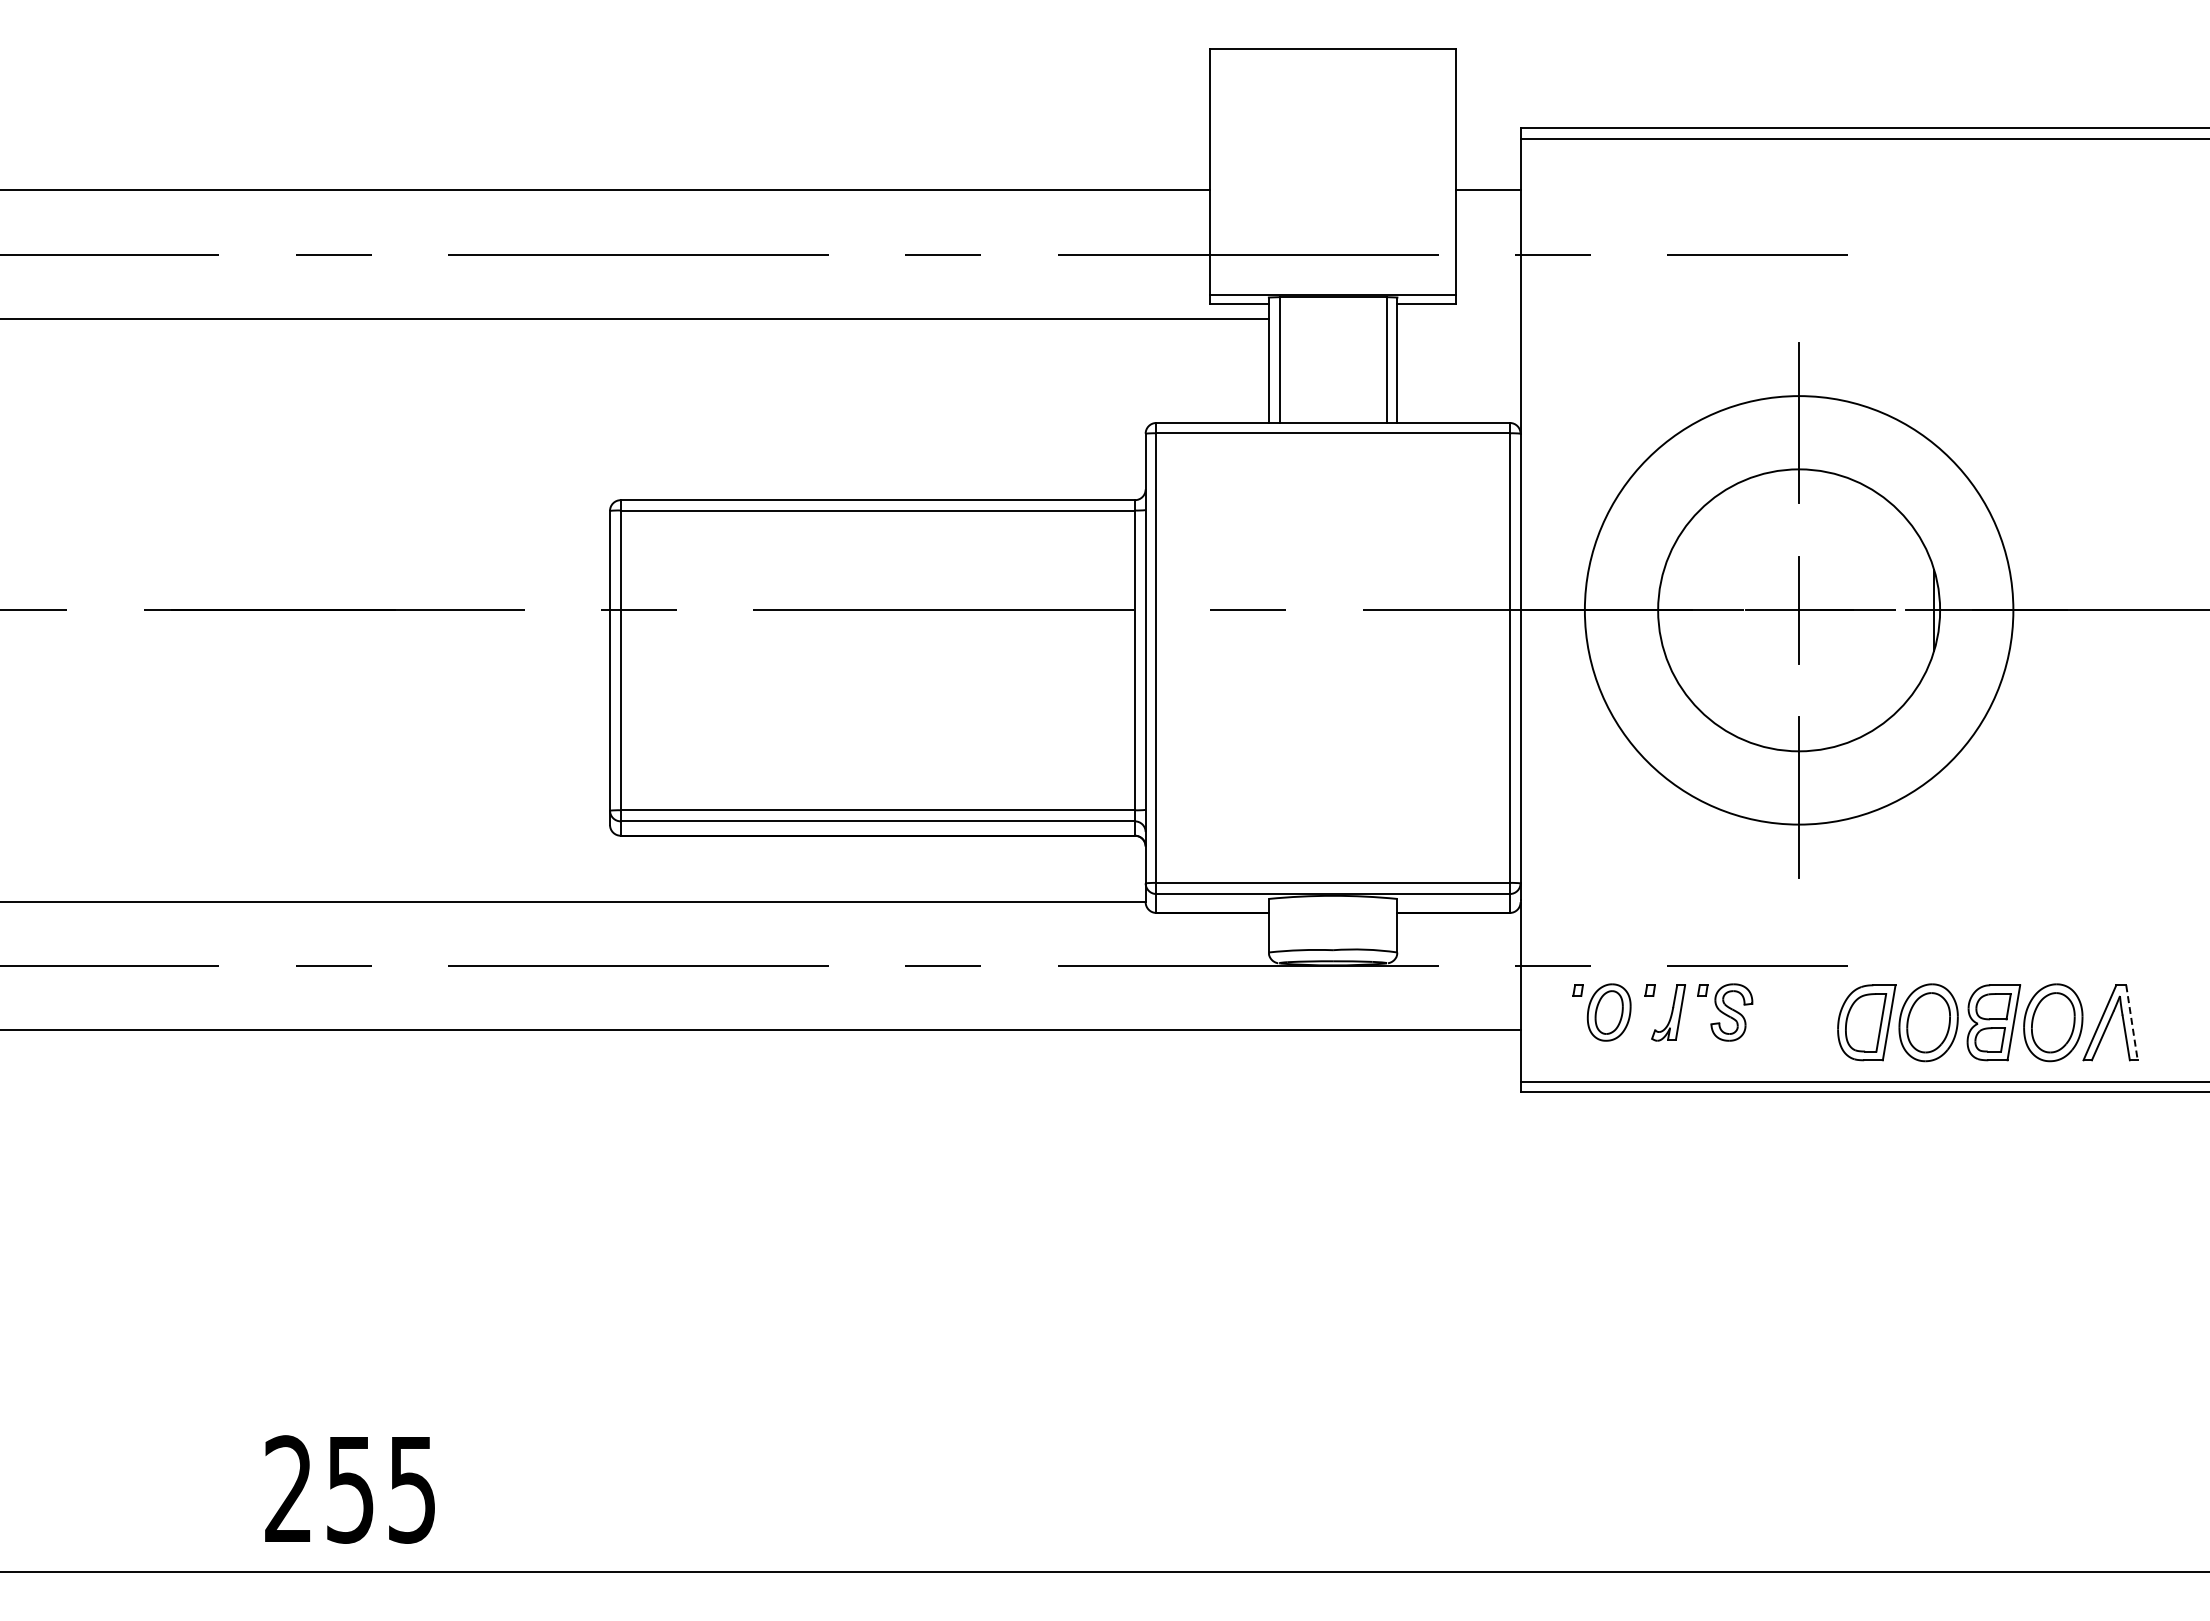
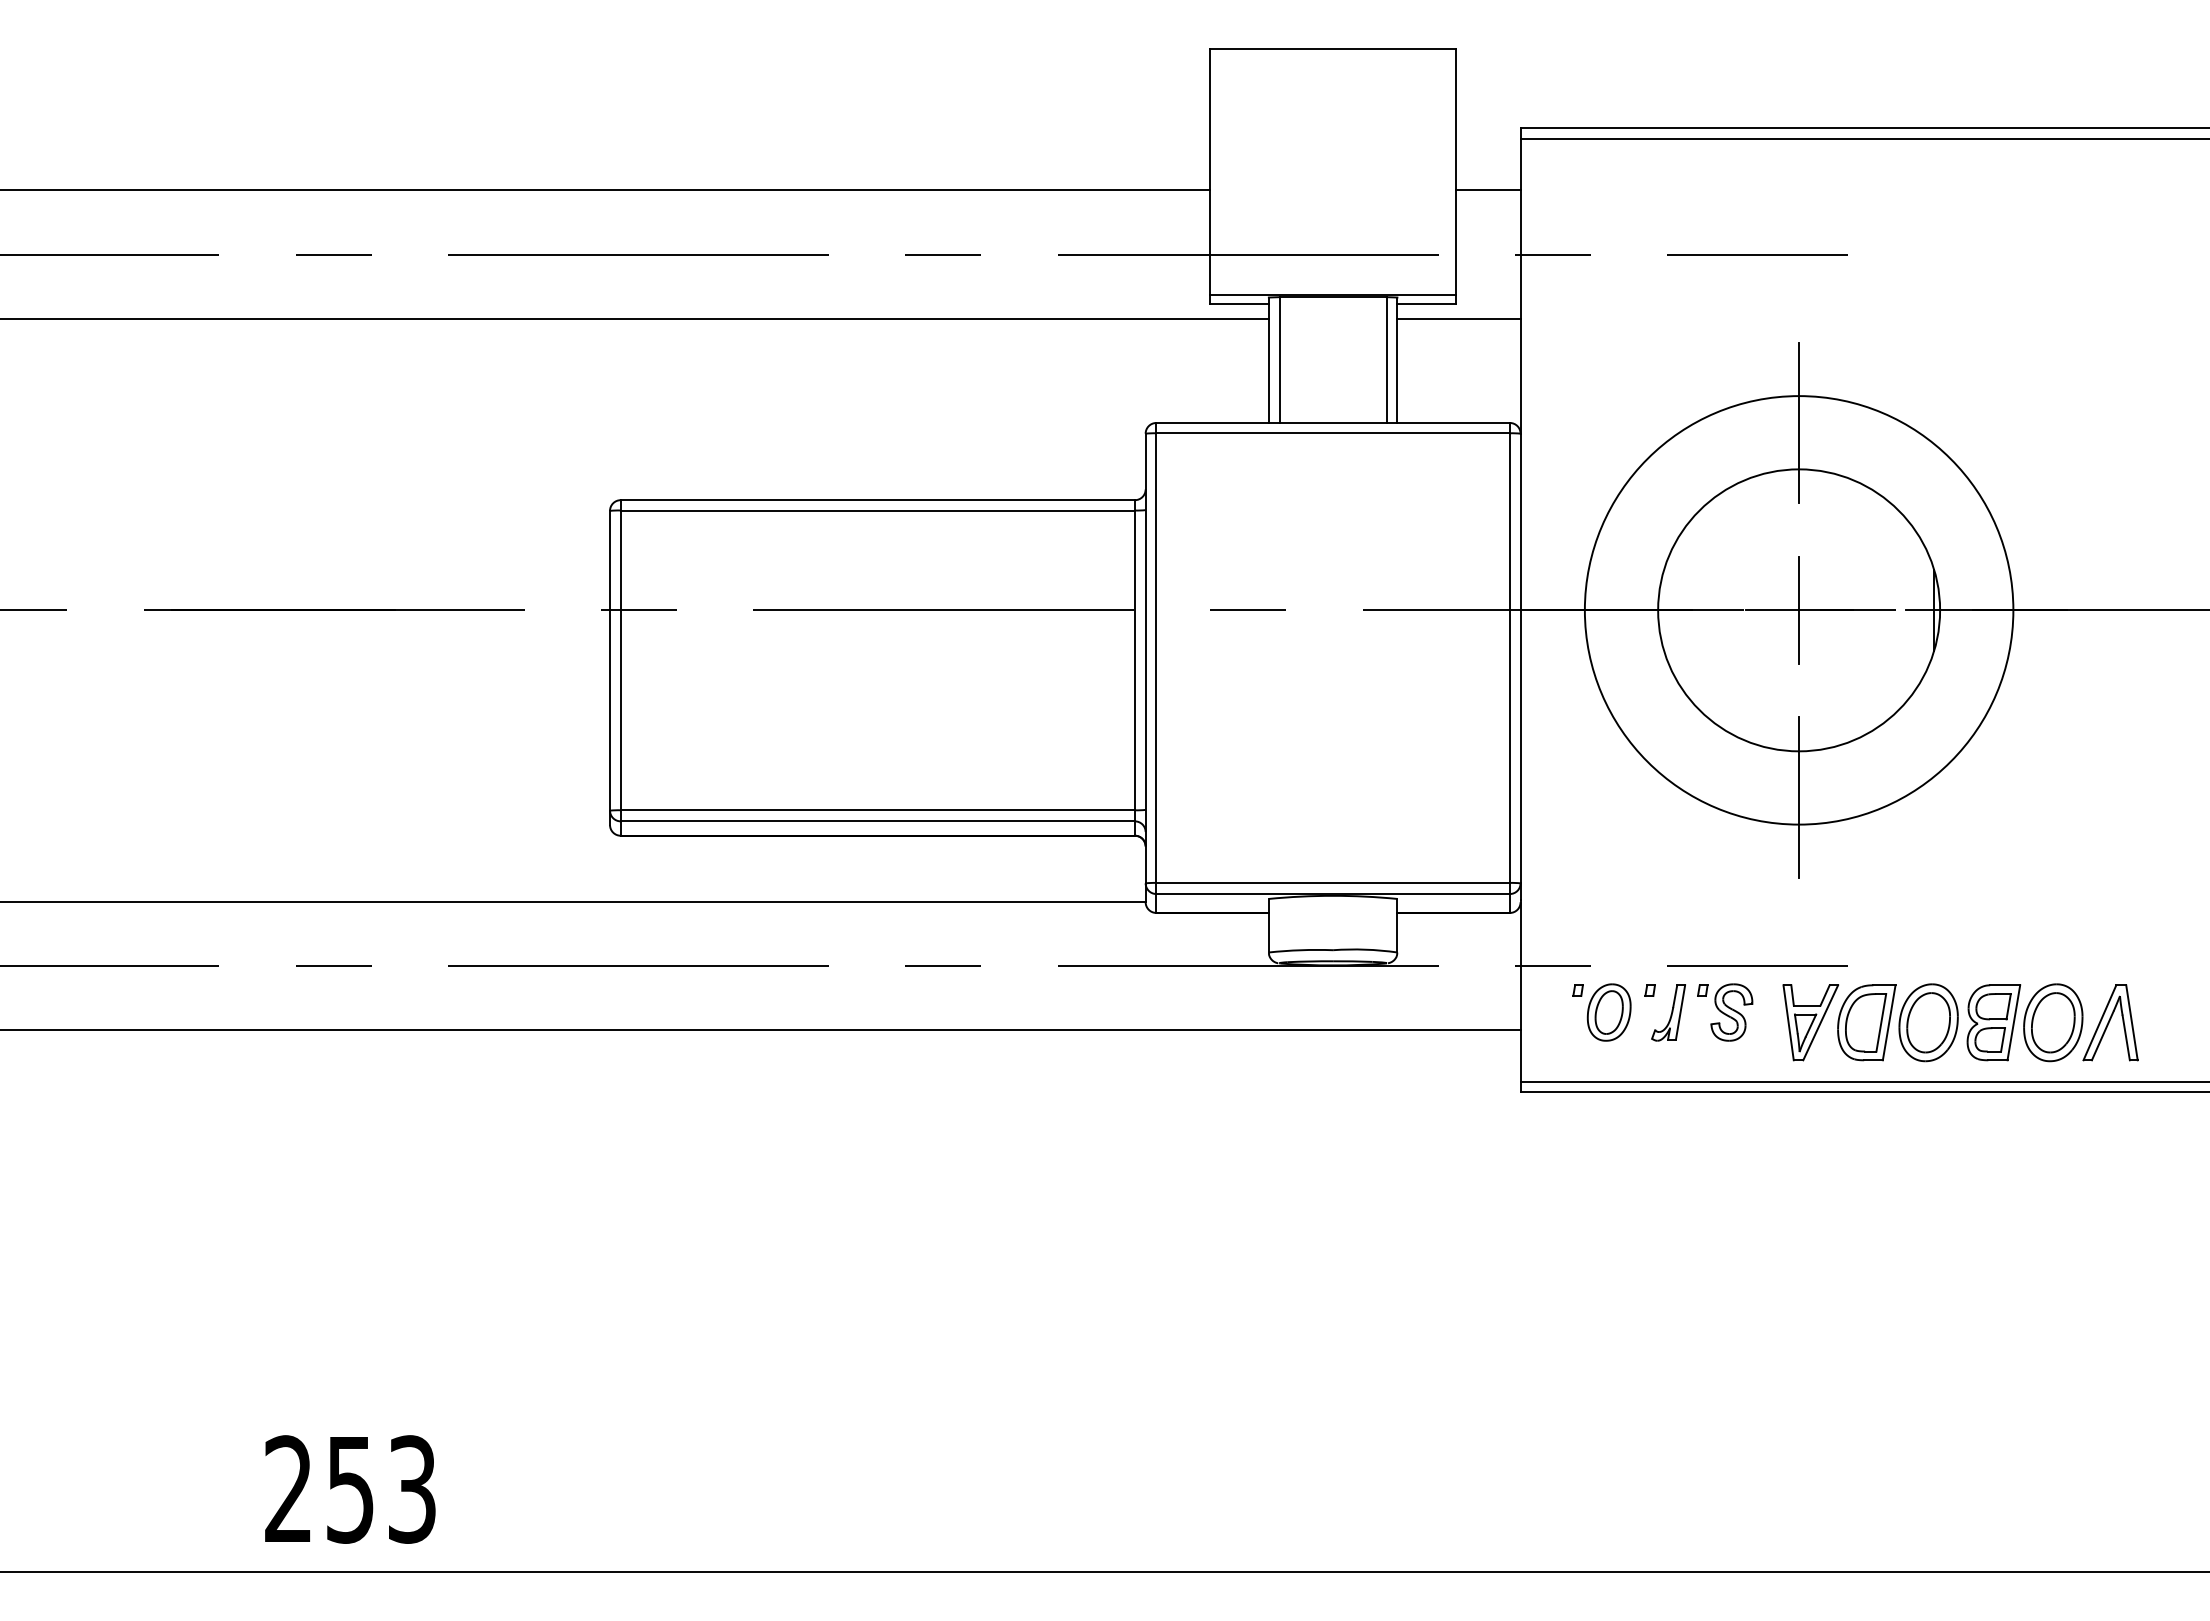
line: none -> present (1458, 318)
part: none -> present (1810, 1022)
line: dashed -> solid (2131, 1022)
text: 255 -> 253 (412, 1489)
